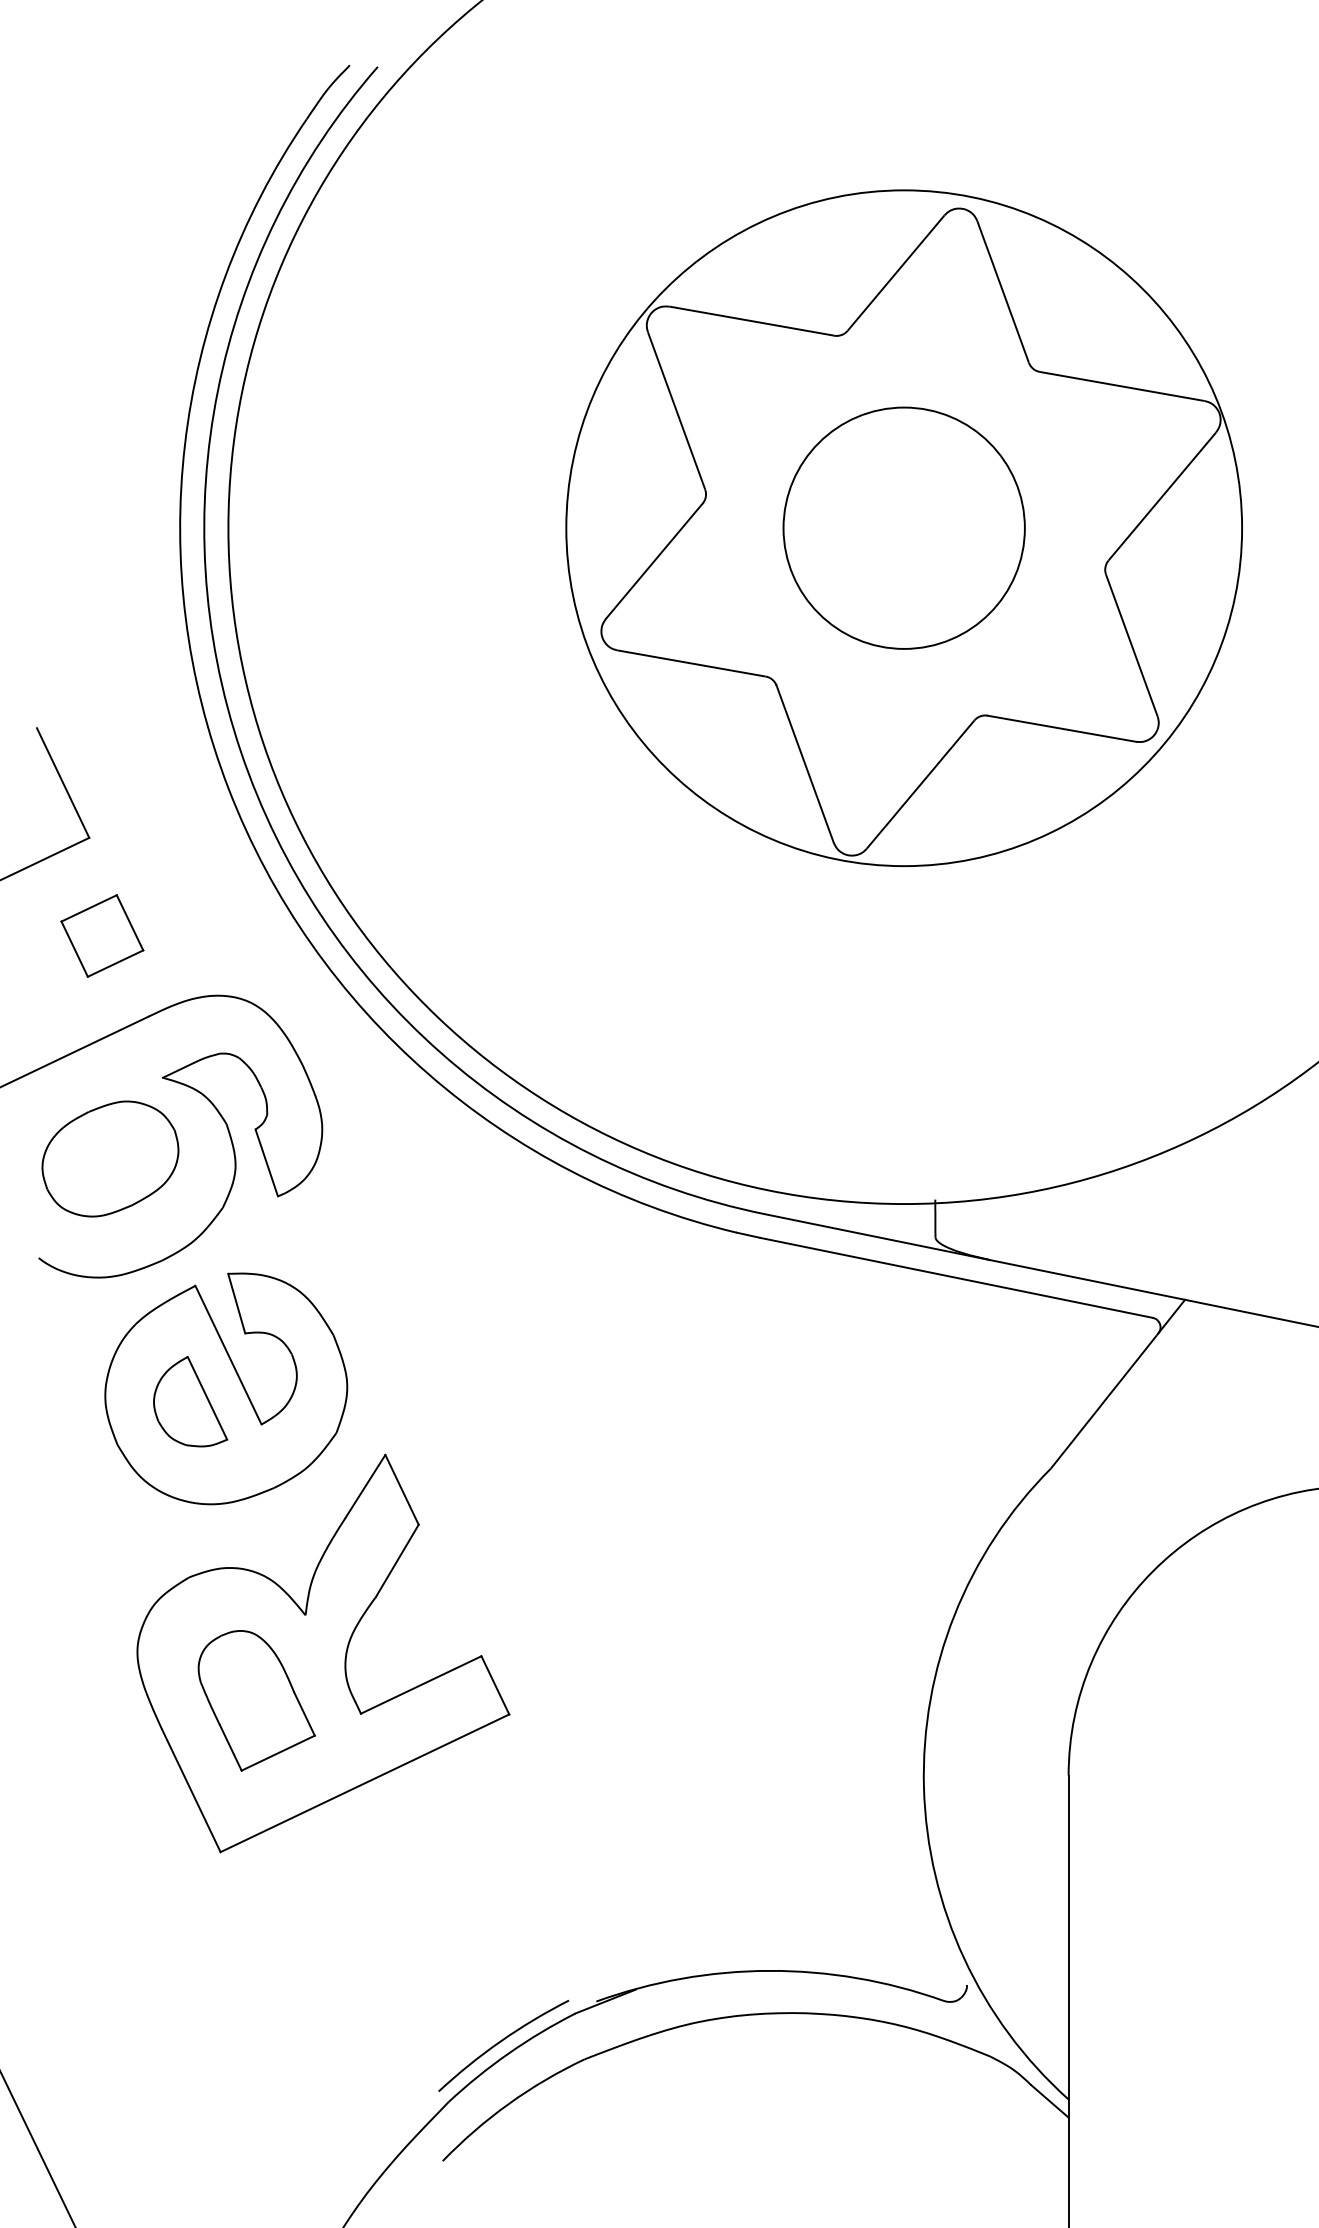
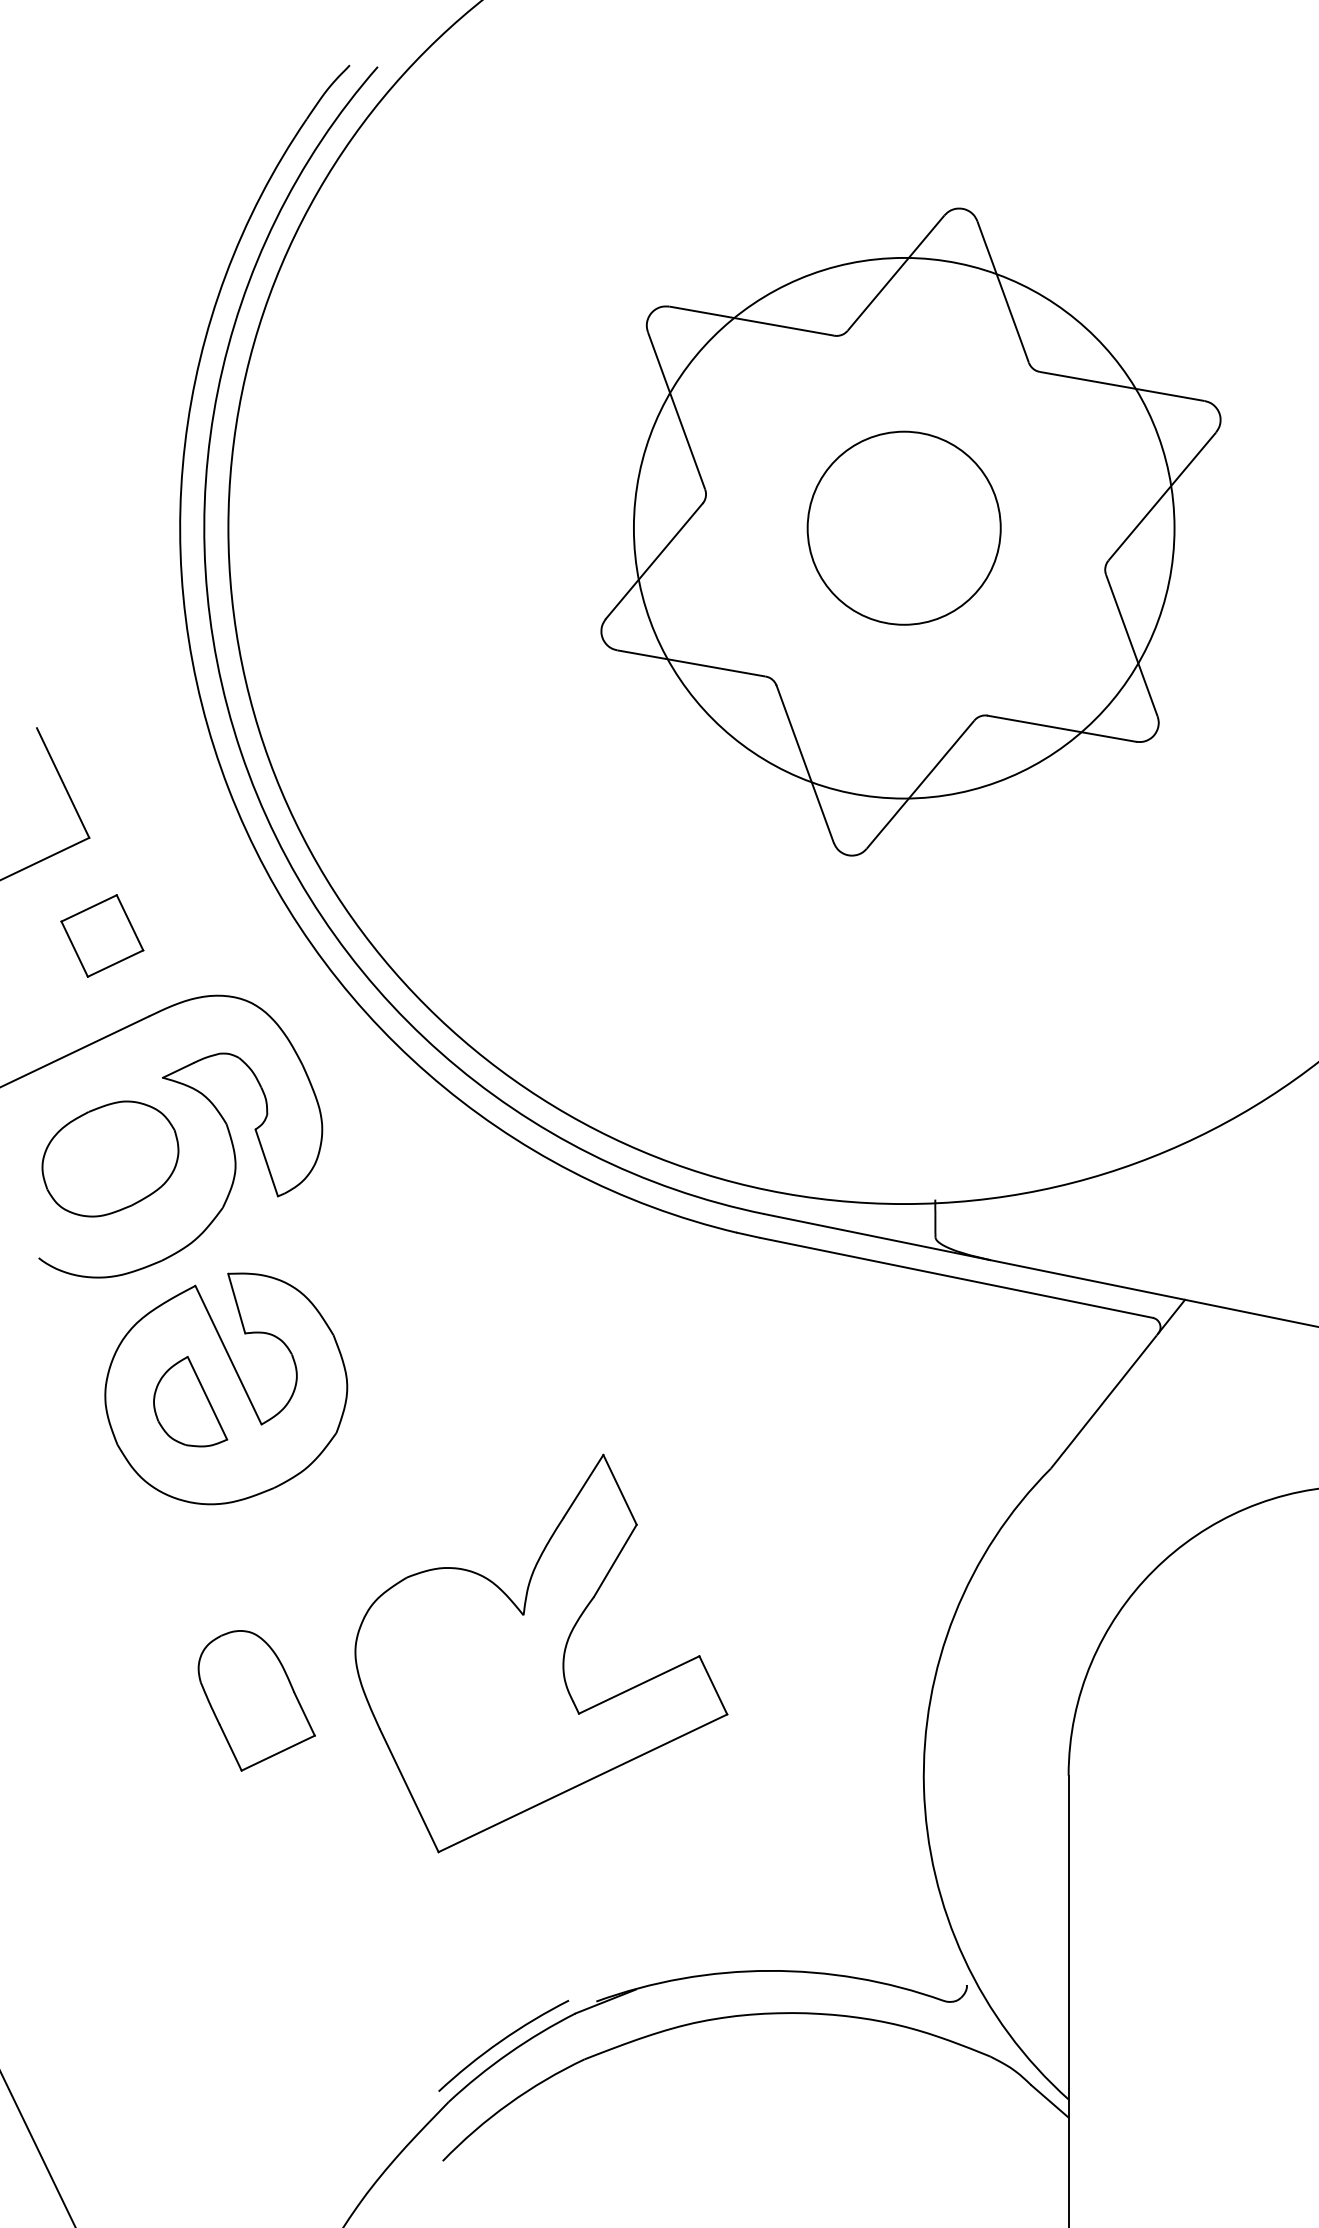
circle diameter: 241 px -> 193 px (903, 527)
circle diameter: 676 px -> 541 px (903, 527)
part position: (323, 1653) -> (541, 1653) (541, 1653)
